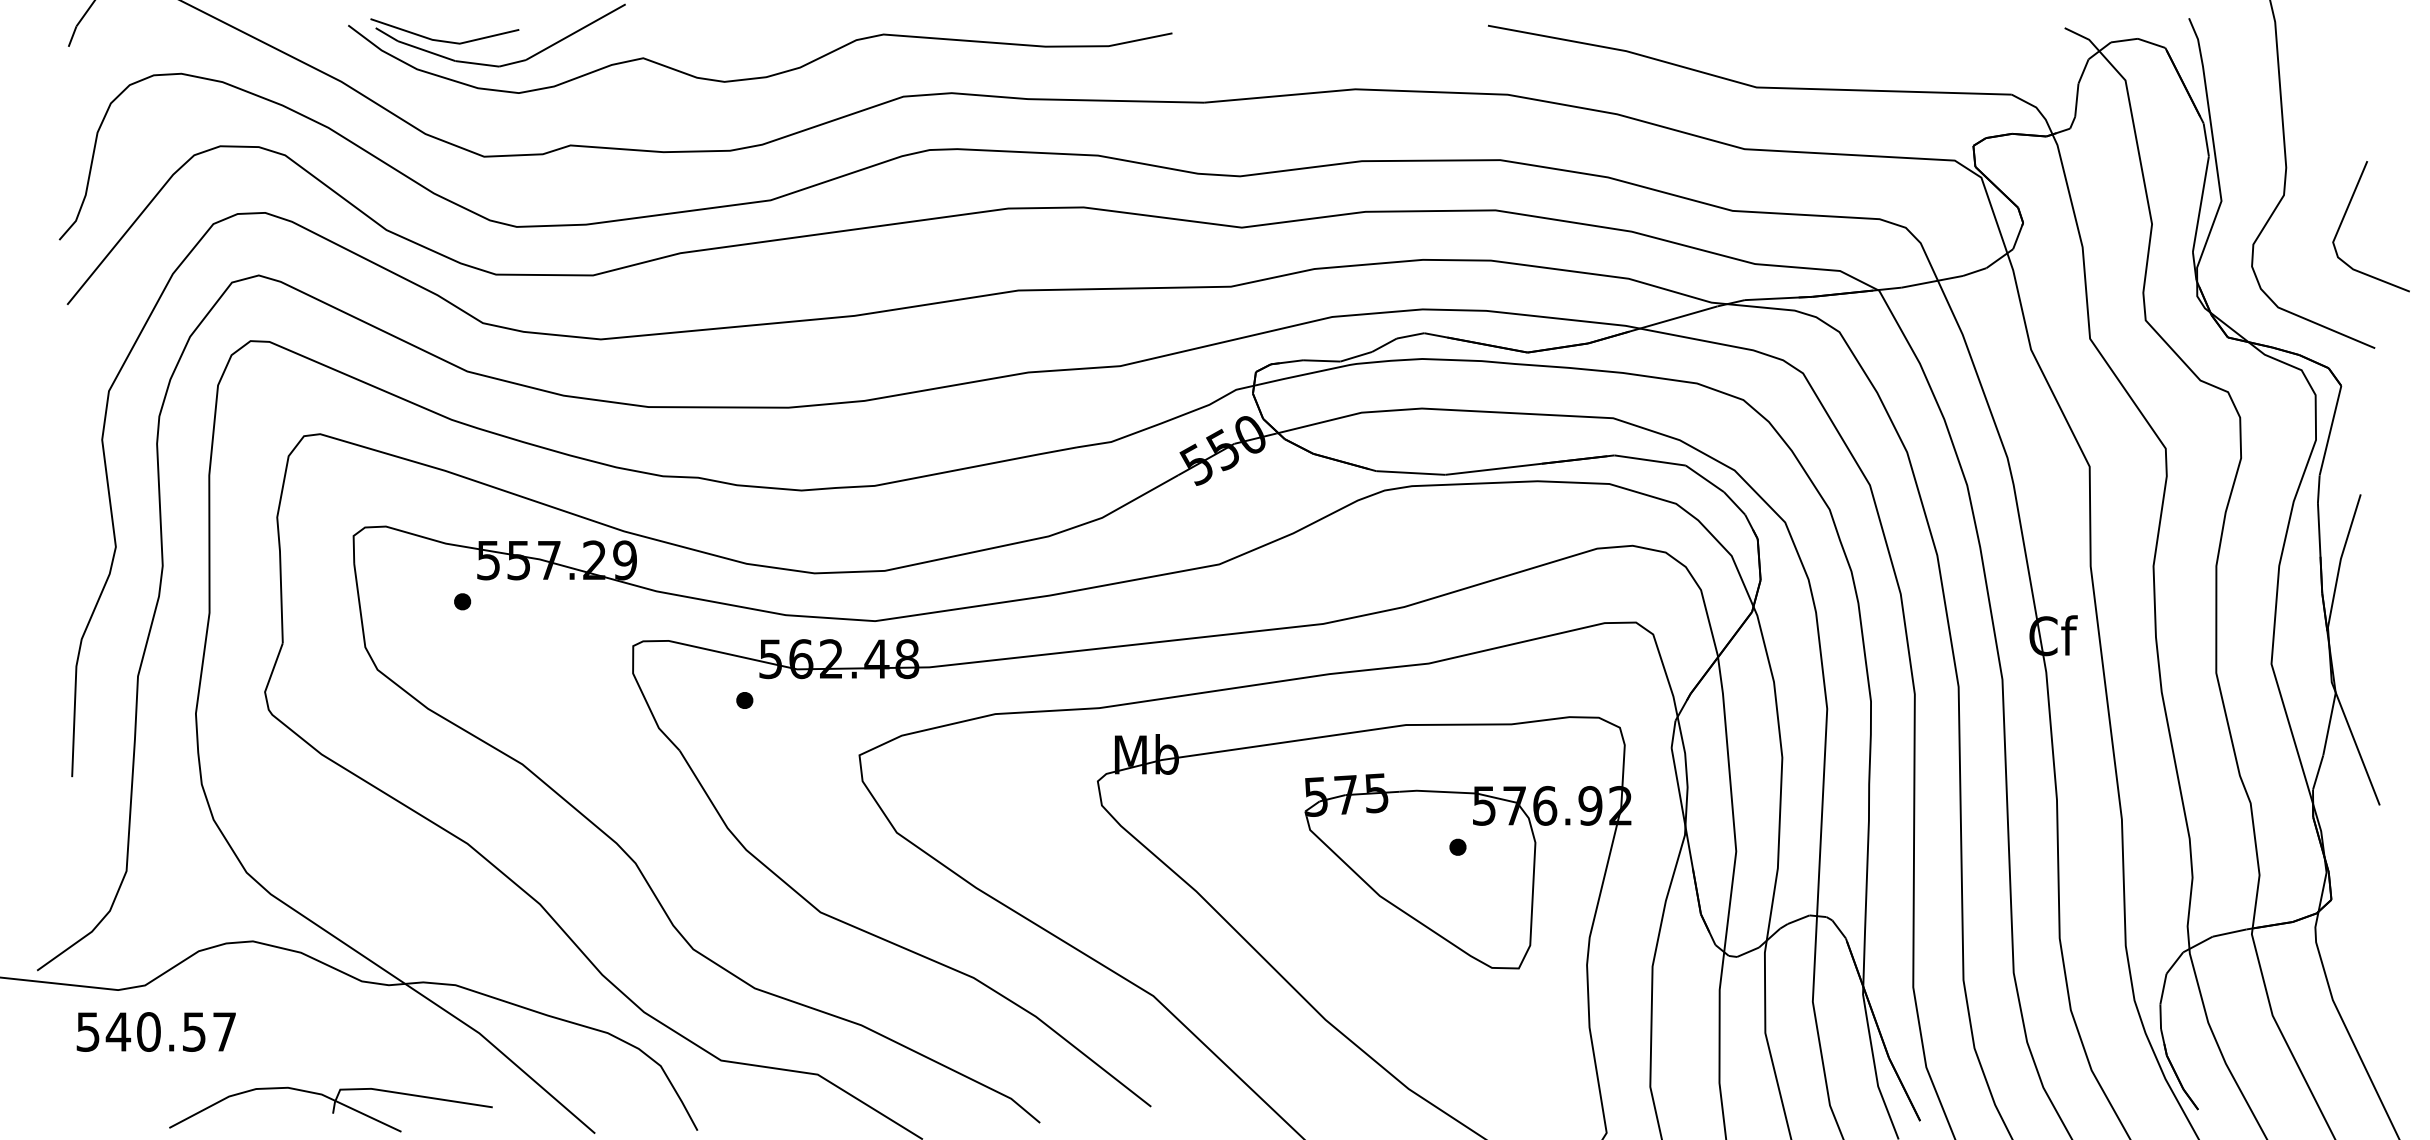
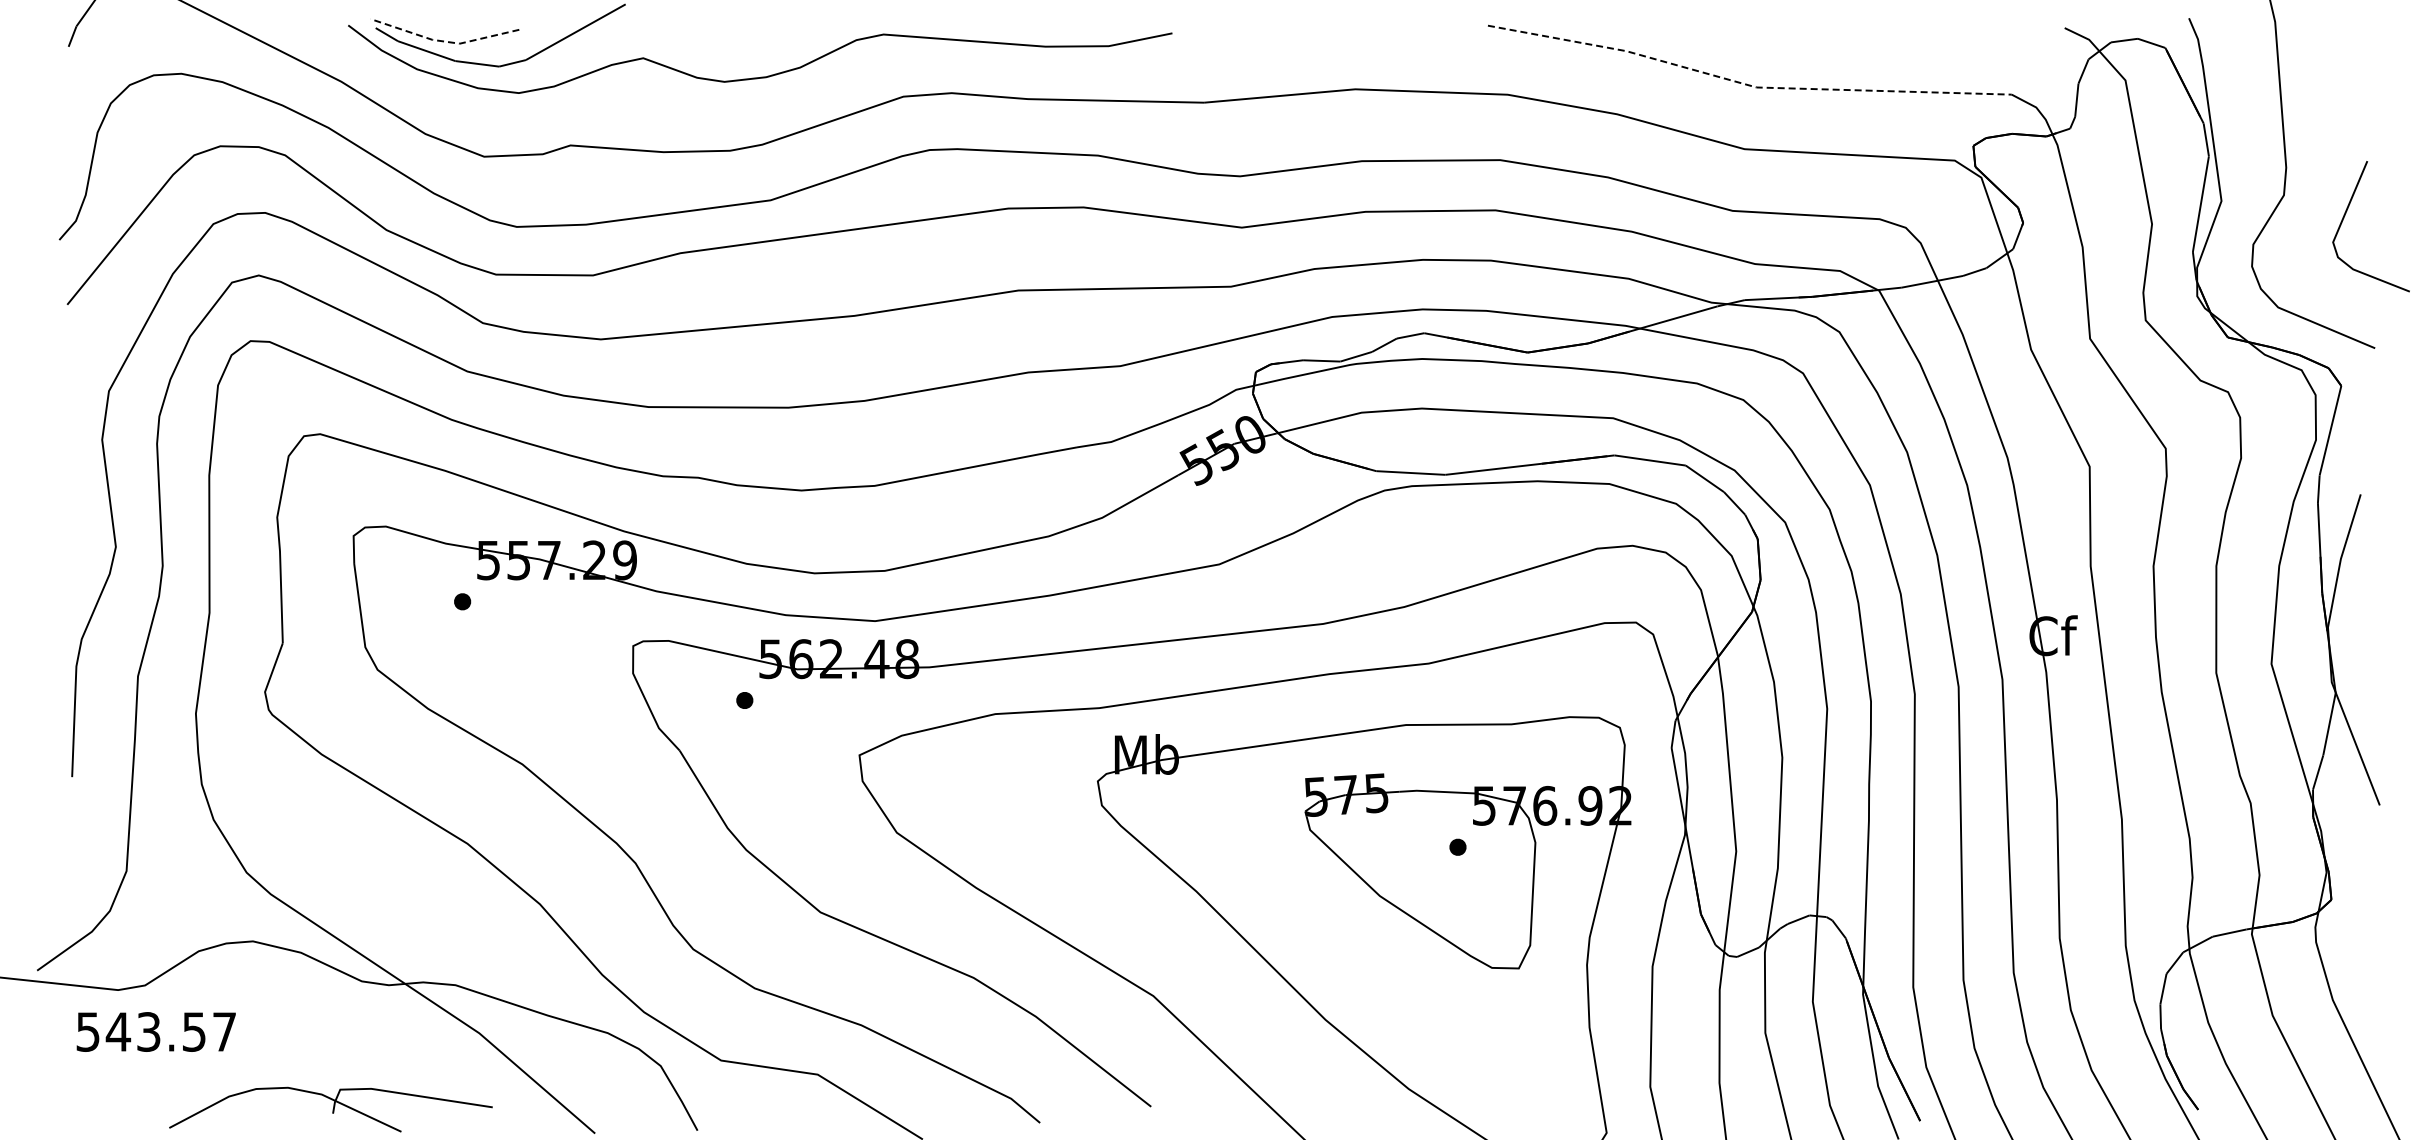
line: solid -> dashed (444, 41)
line: solid -> dashed (1747, 84)
text: 540.57 -> 543.57 (148, 1031)
